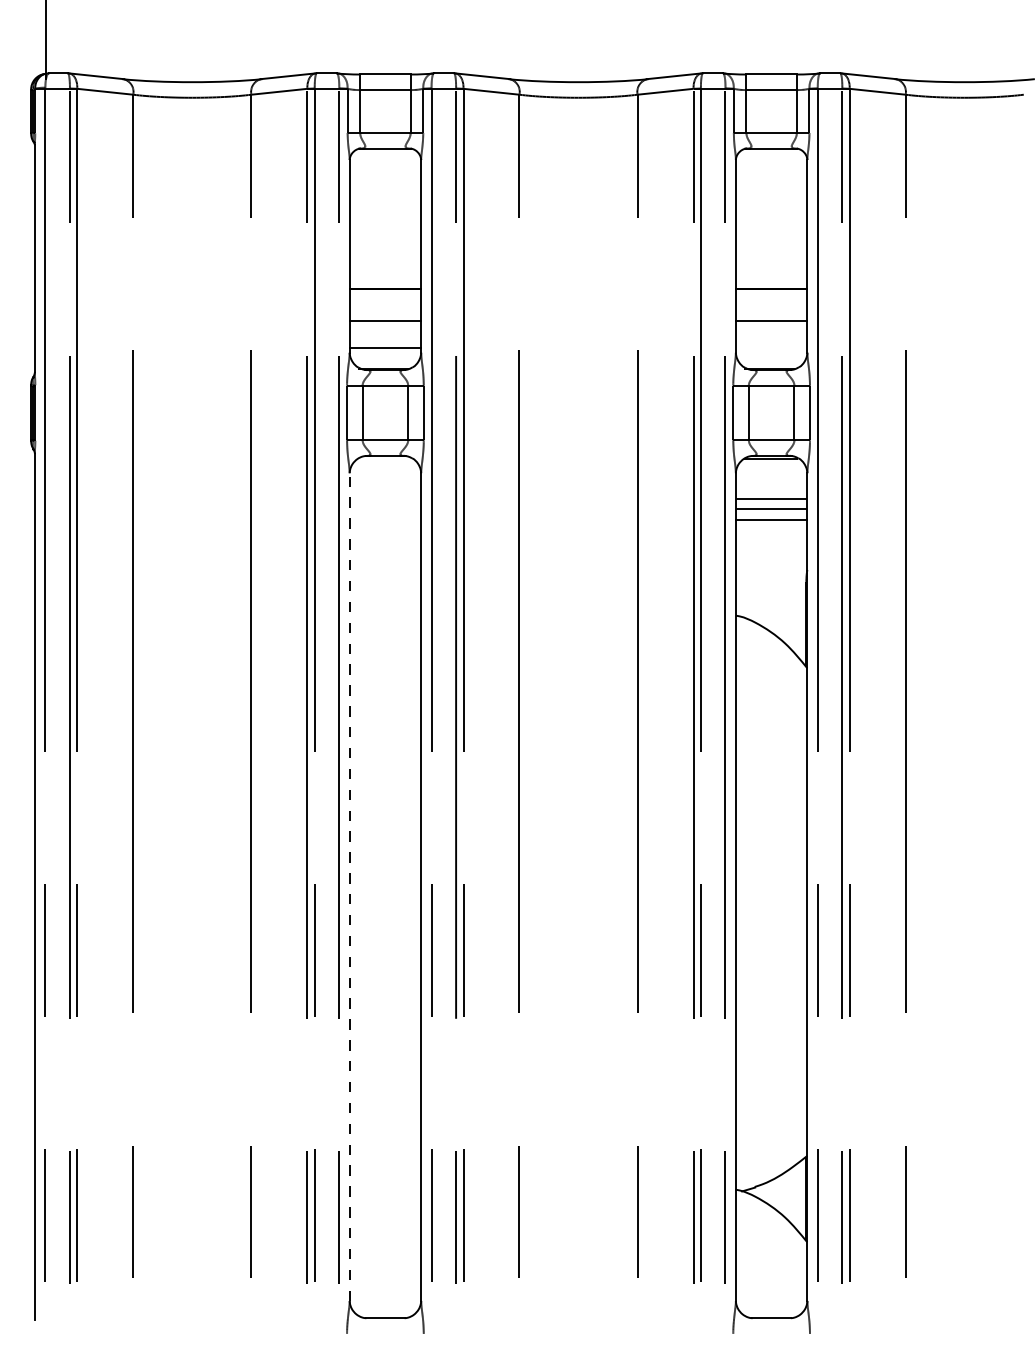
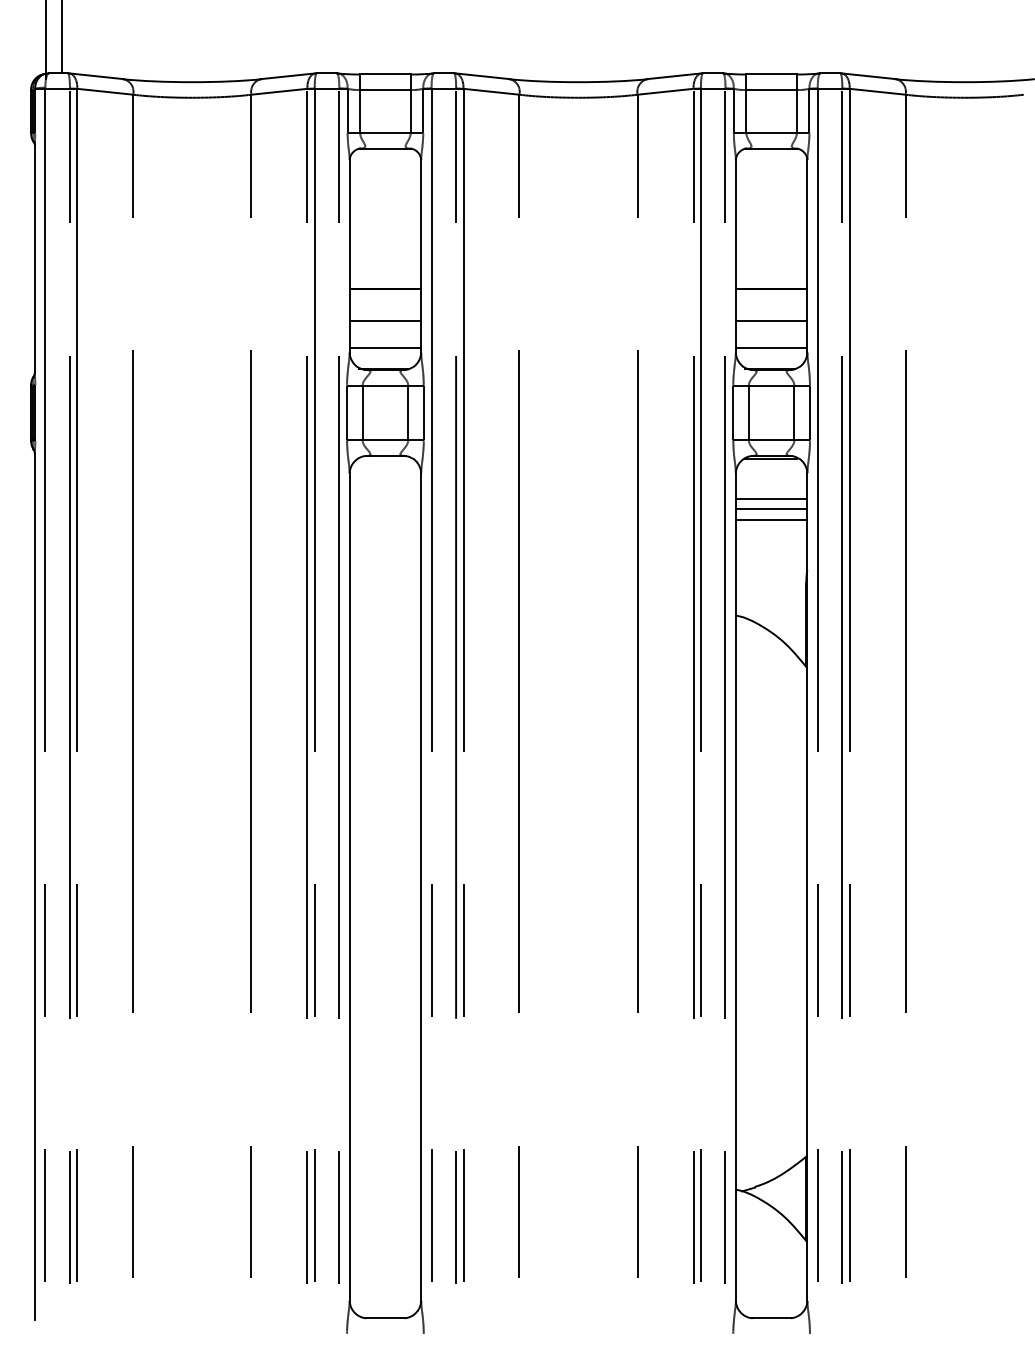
line: none -> present (61, 37)
line: none -> present (771, 348)
line: dashed -> solid (349, 887)
